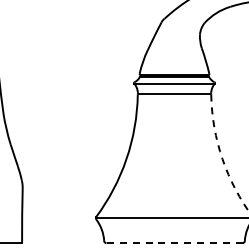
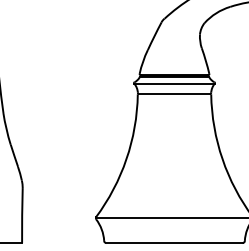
arc: dashed -> solid (221, 156)
line: dashed -> solid (174, 243)
